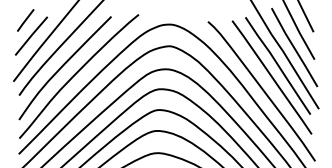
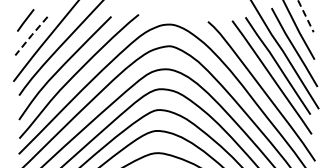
line: solid -> dashed (305, 16)
line: solid -> dashed (31, 35)
